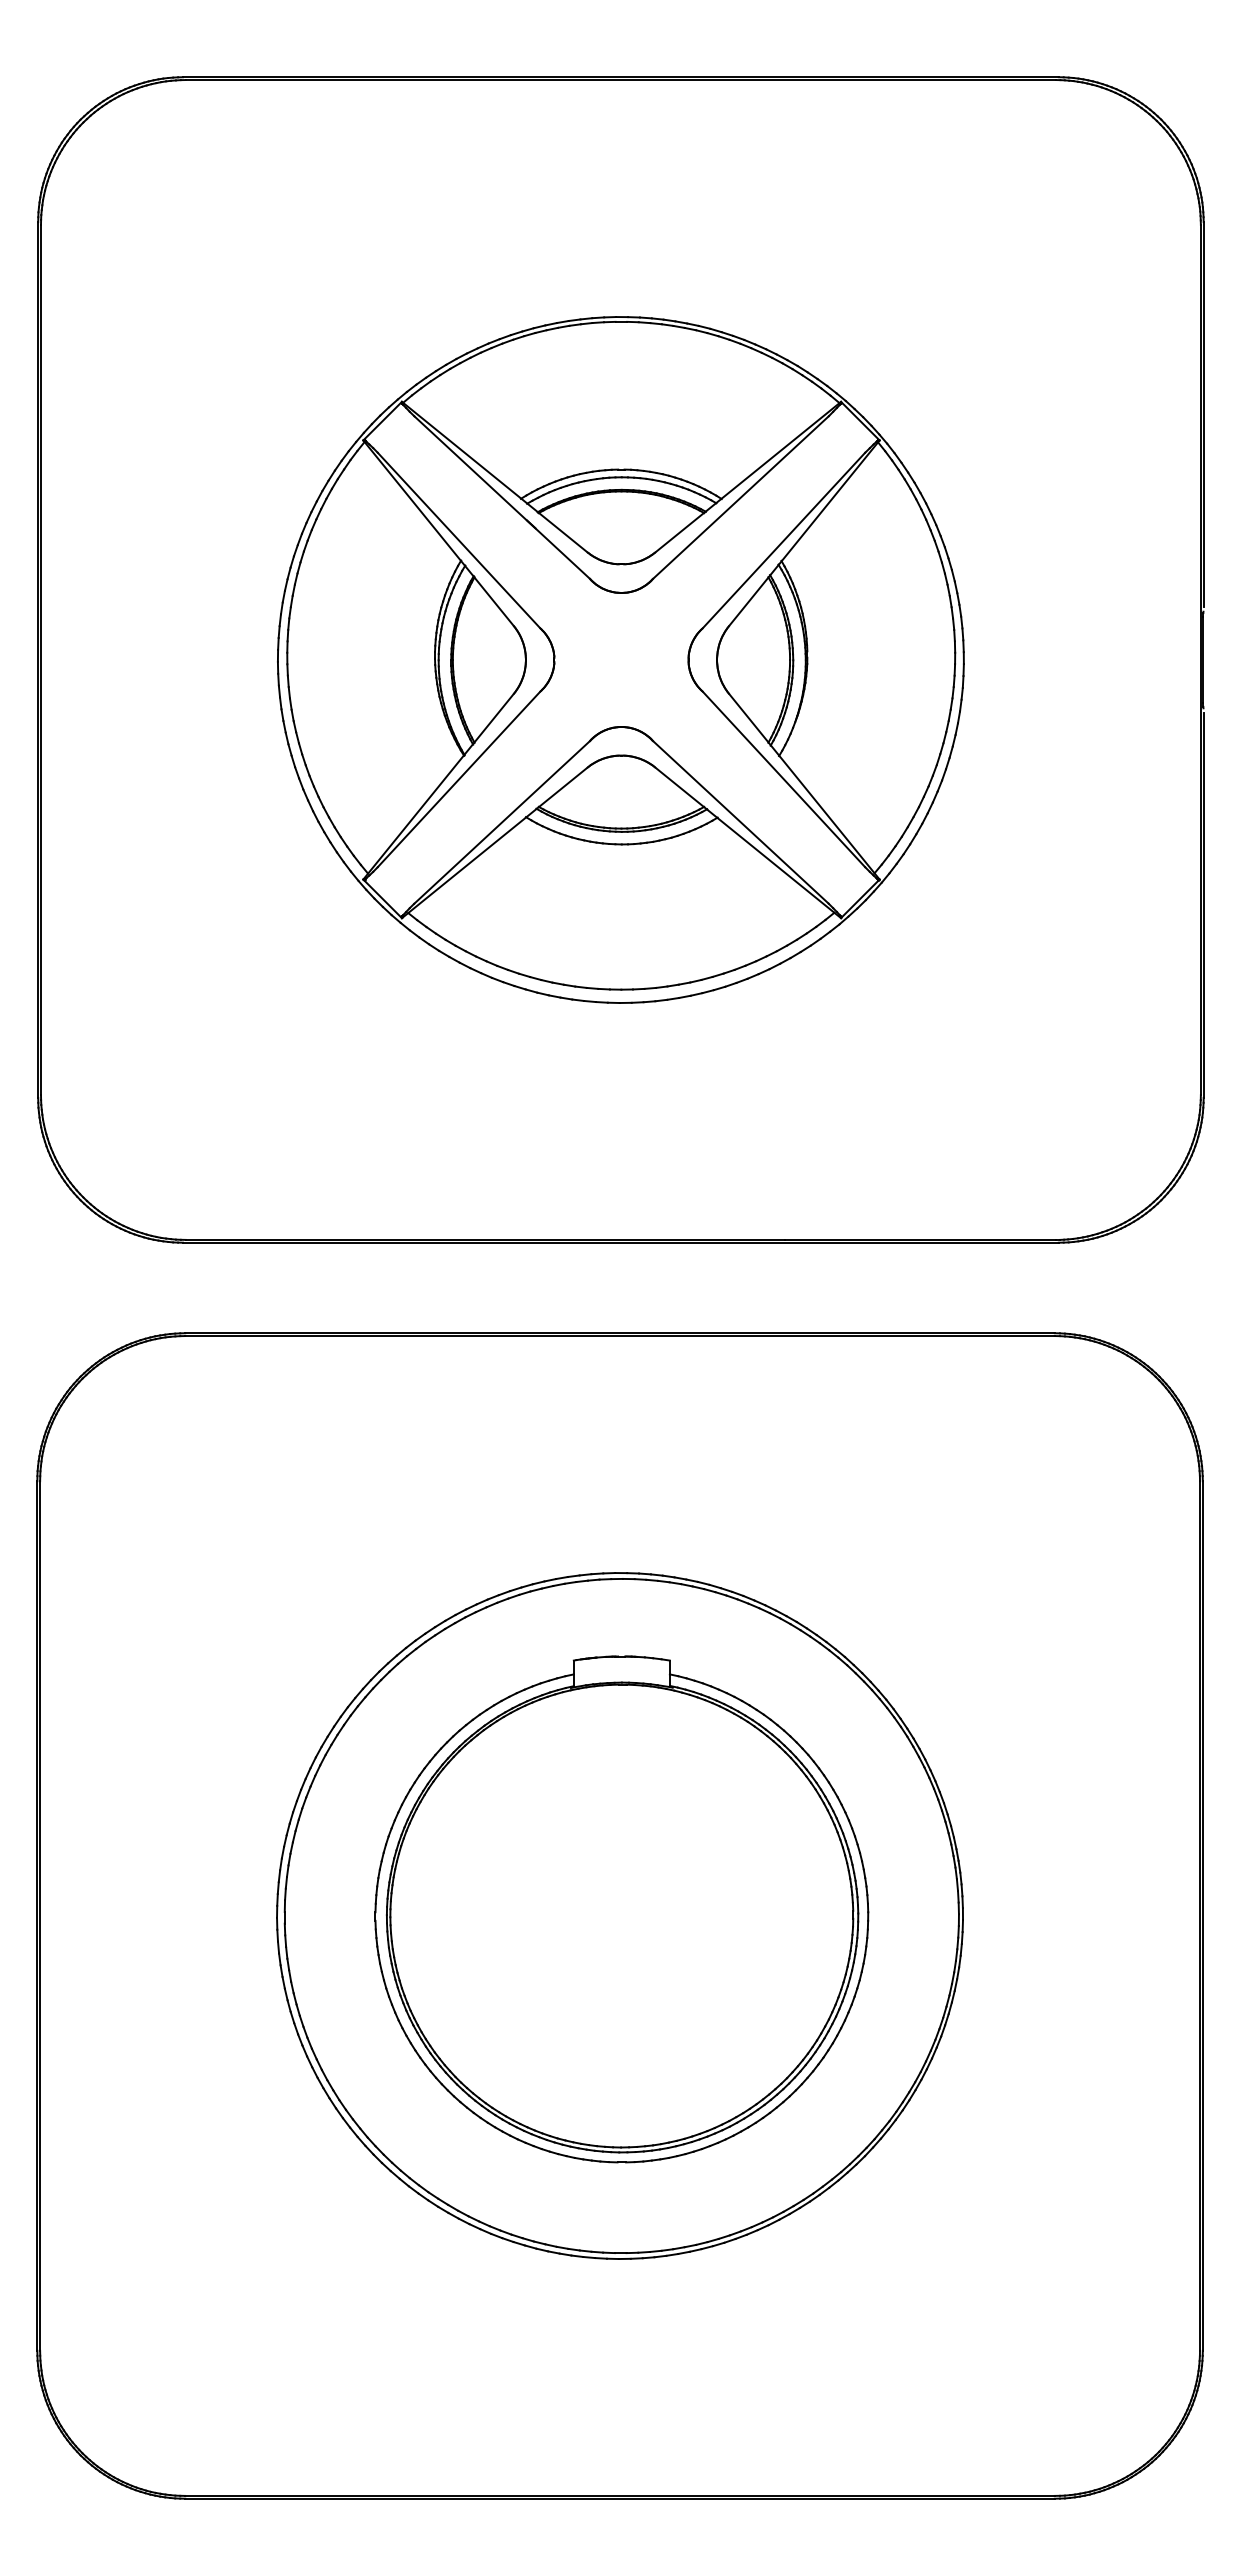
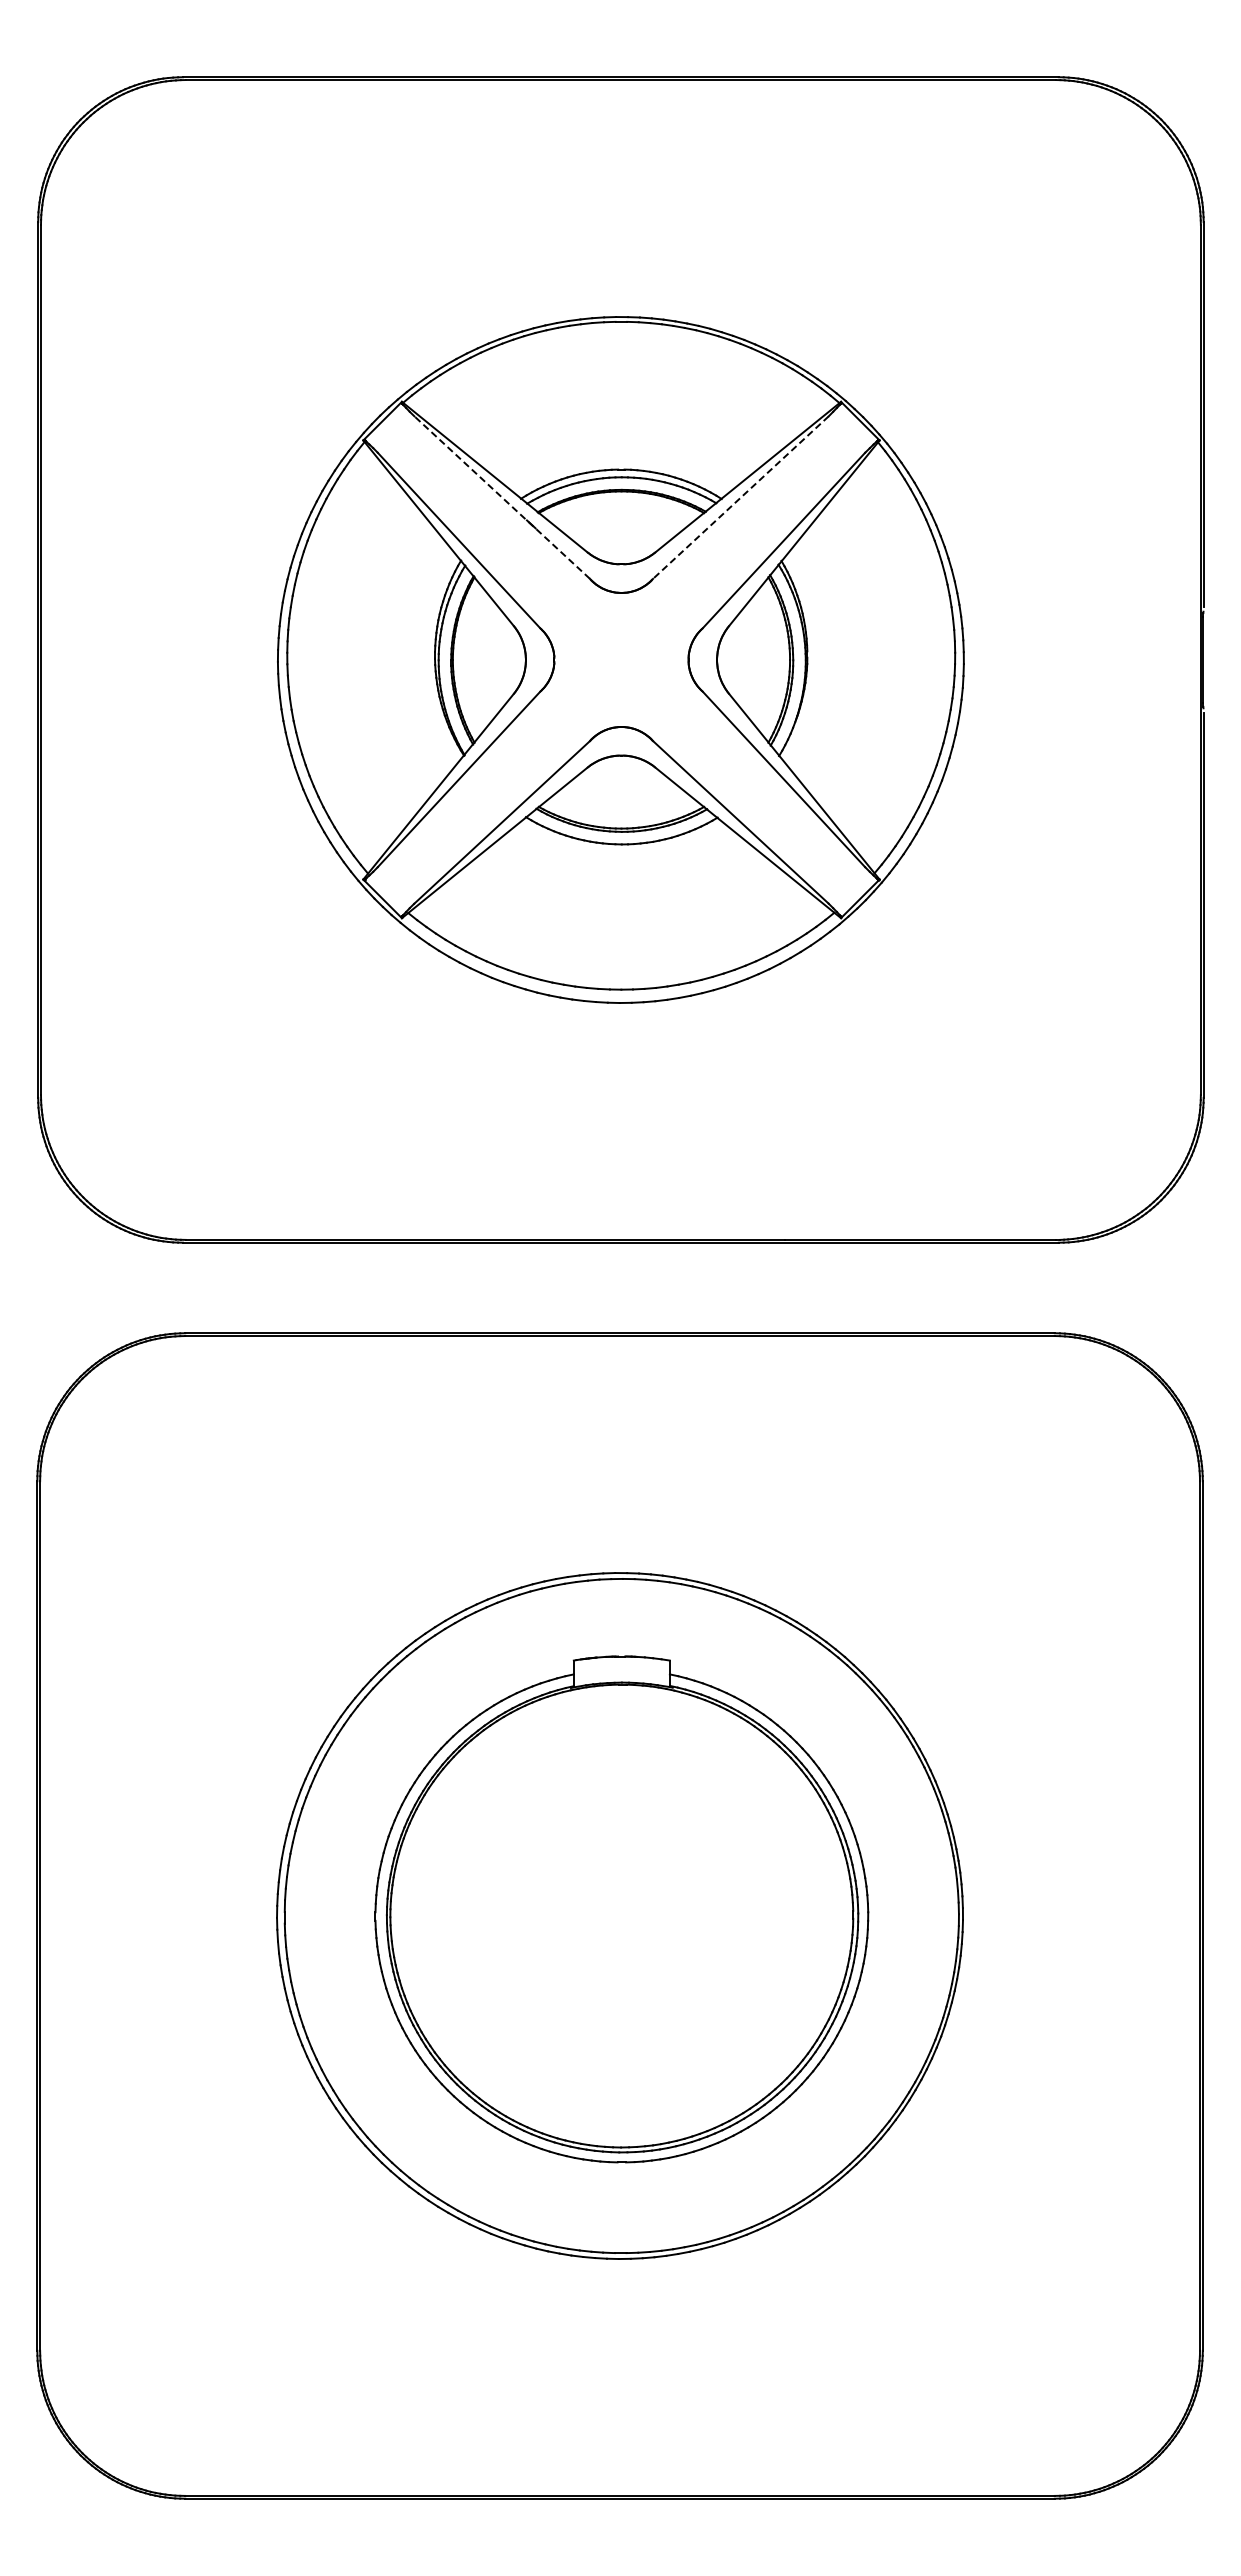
line: solid -> dashed (502, 497)
line: solid -> dashed (740, 497)
